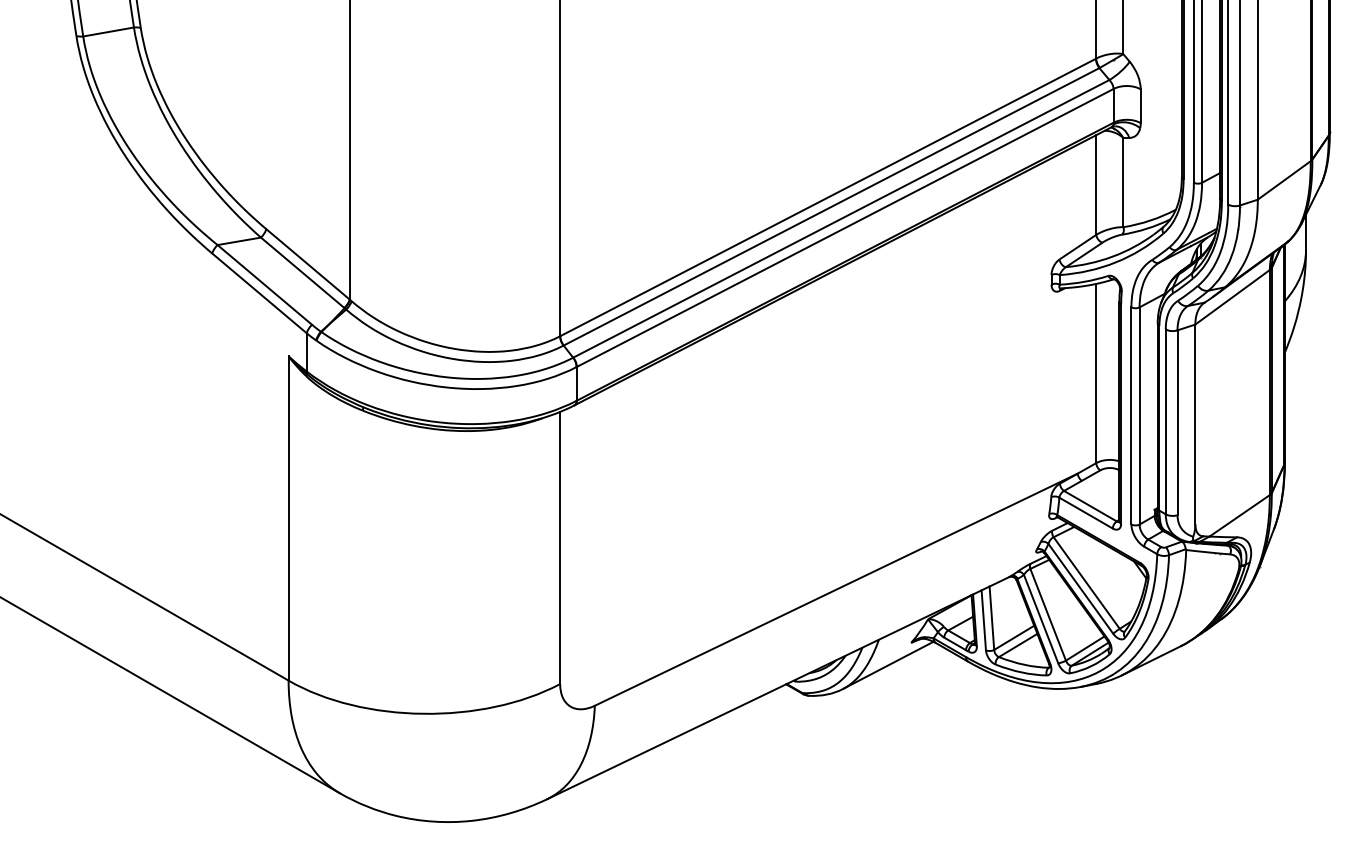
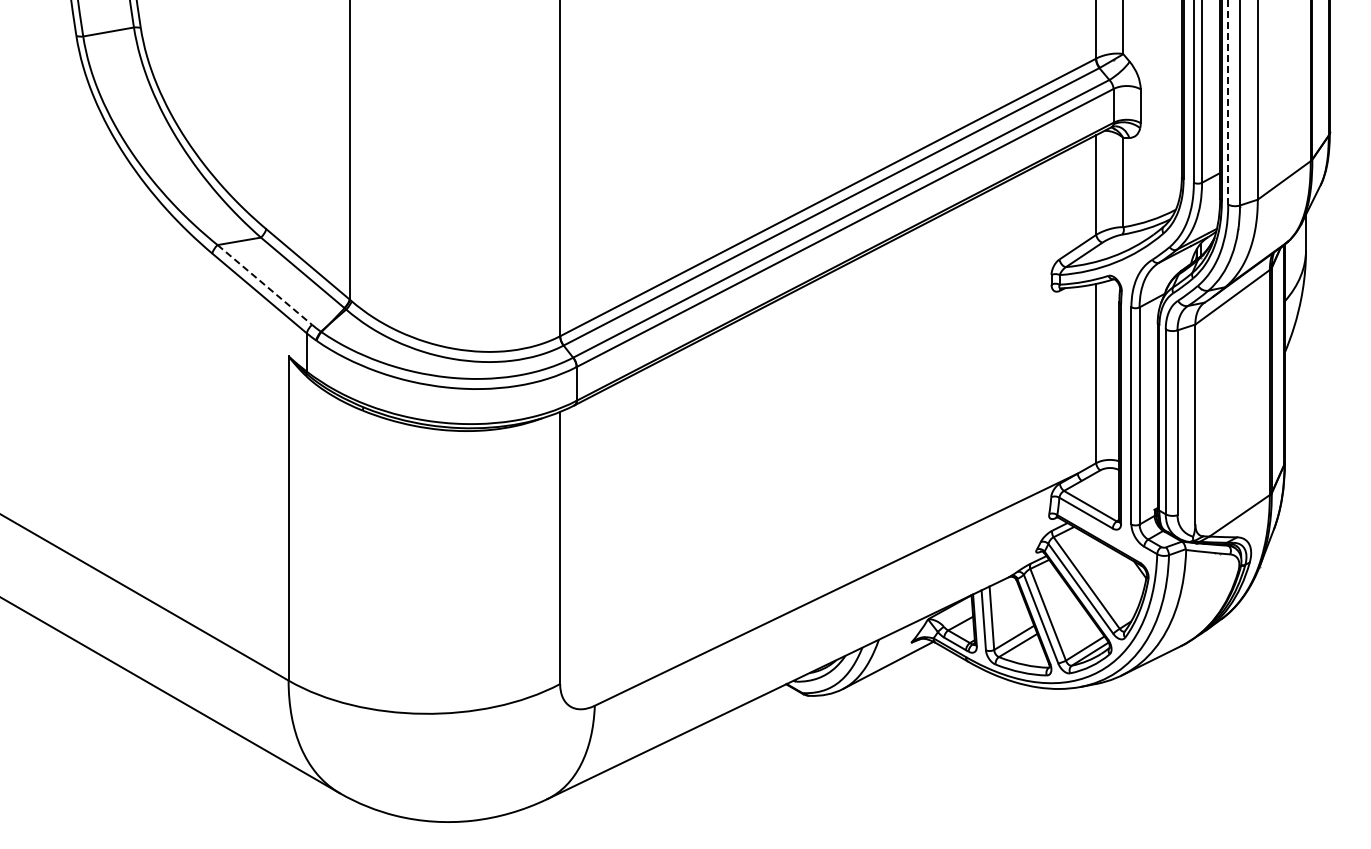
line: solid -> dashed (1228, 102)
line: solid -> dashed (264, 284)
